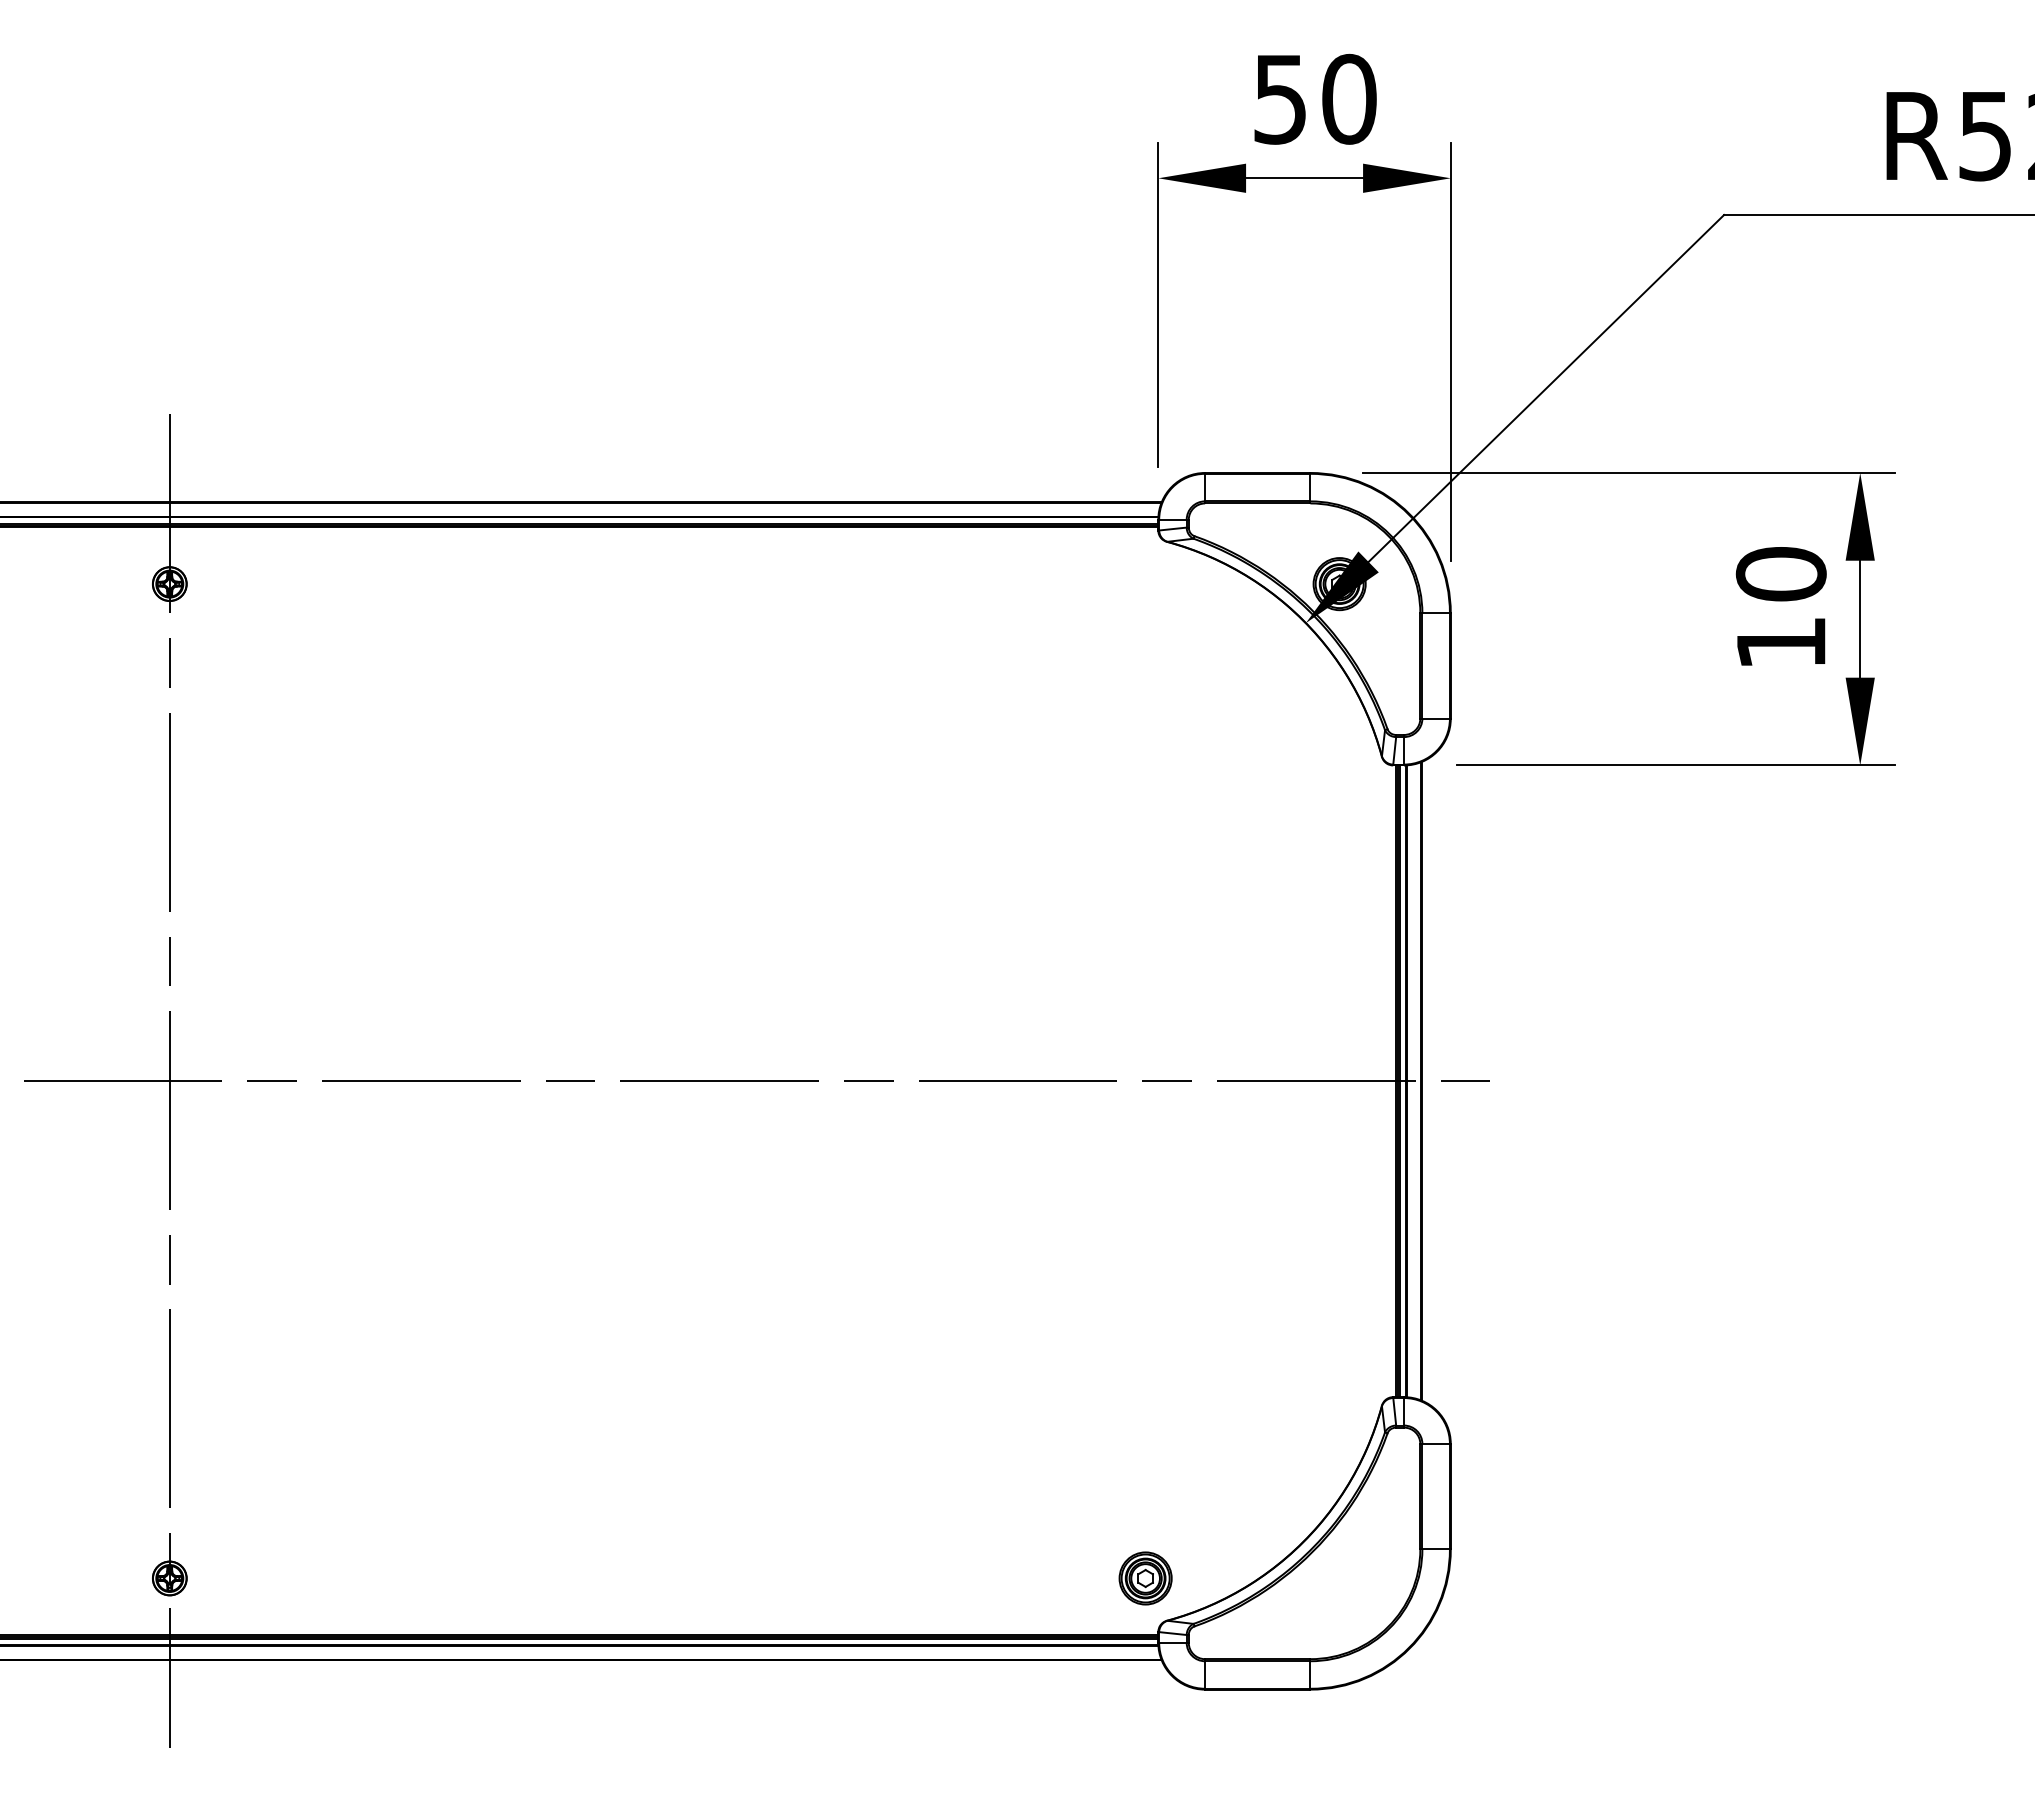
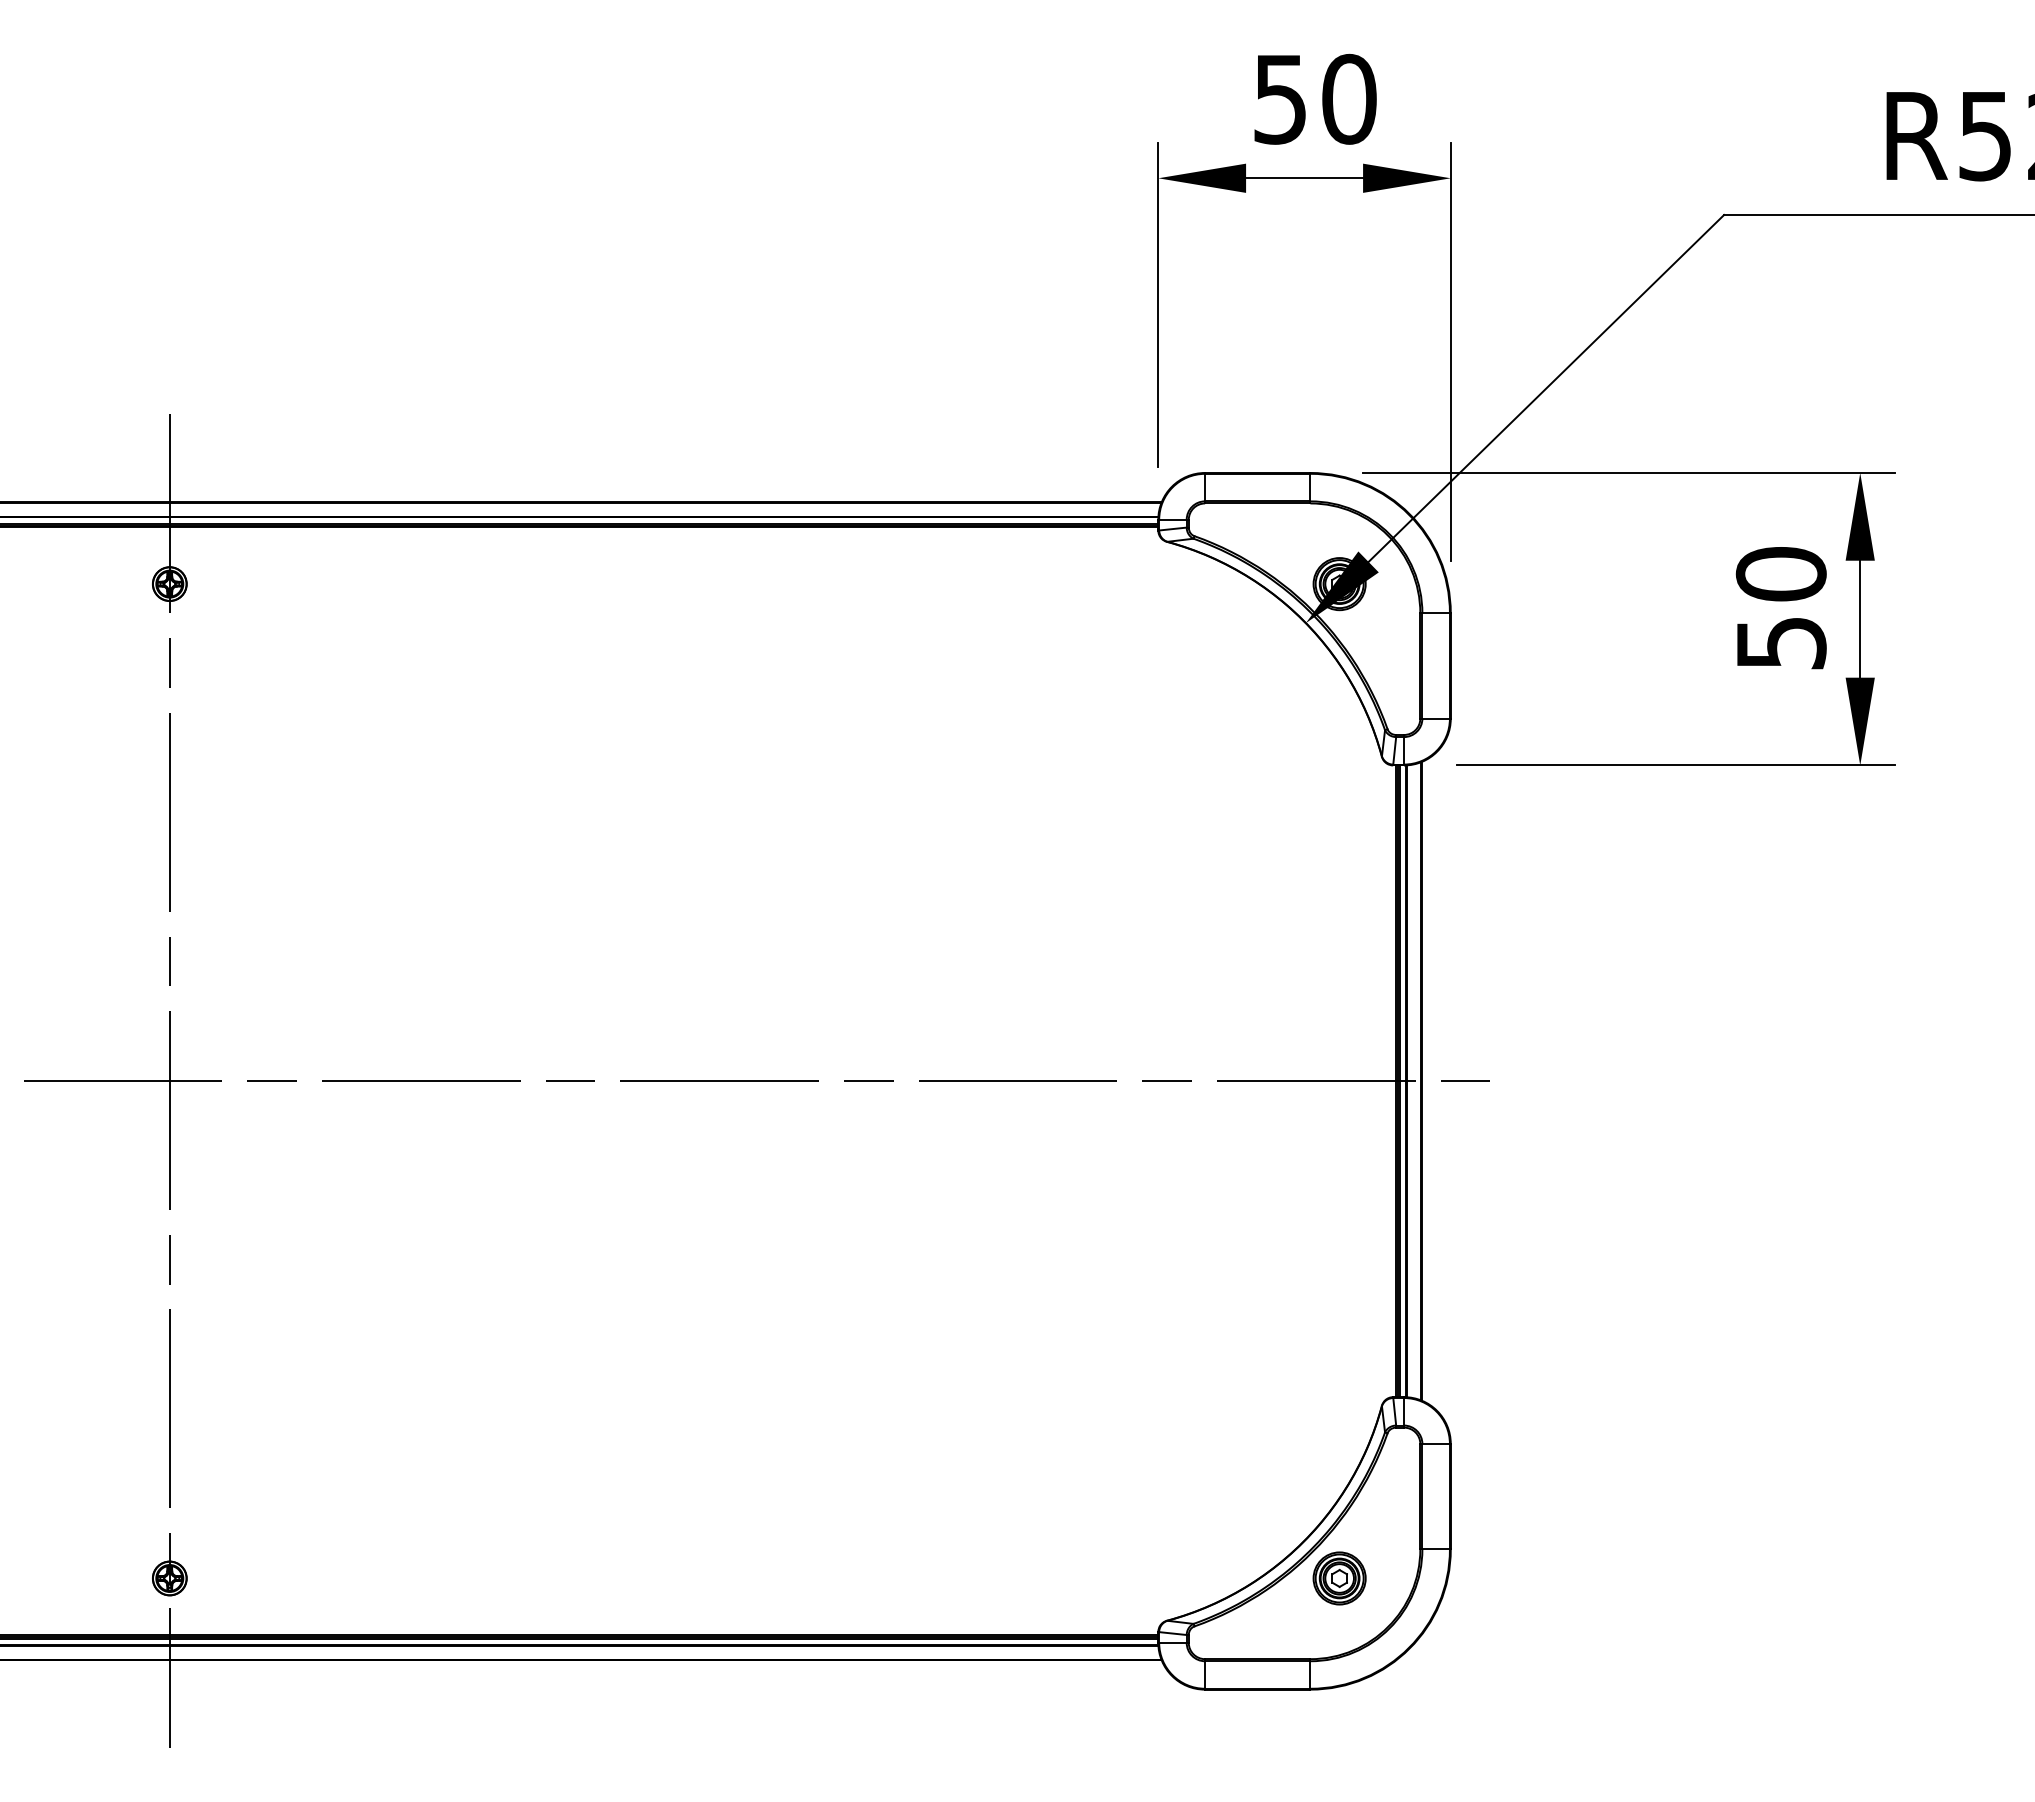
text: 10 -> 50 (1781, 643)
part position: (1145, 1578) -> (1339, 1578) (1339, 1578)
